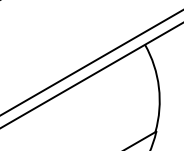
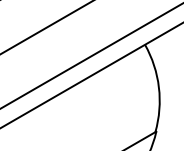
line: none -> present (46, 27)
line position: (91, 62) -> (91, 56) (91, 56)
